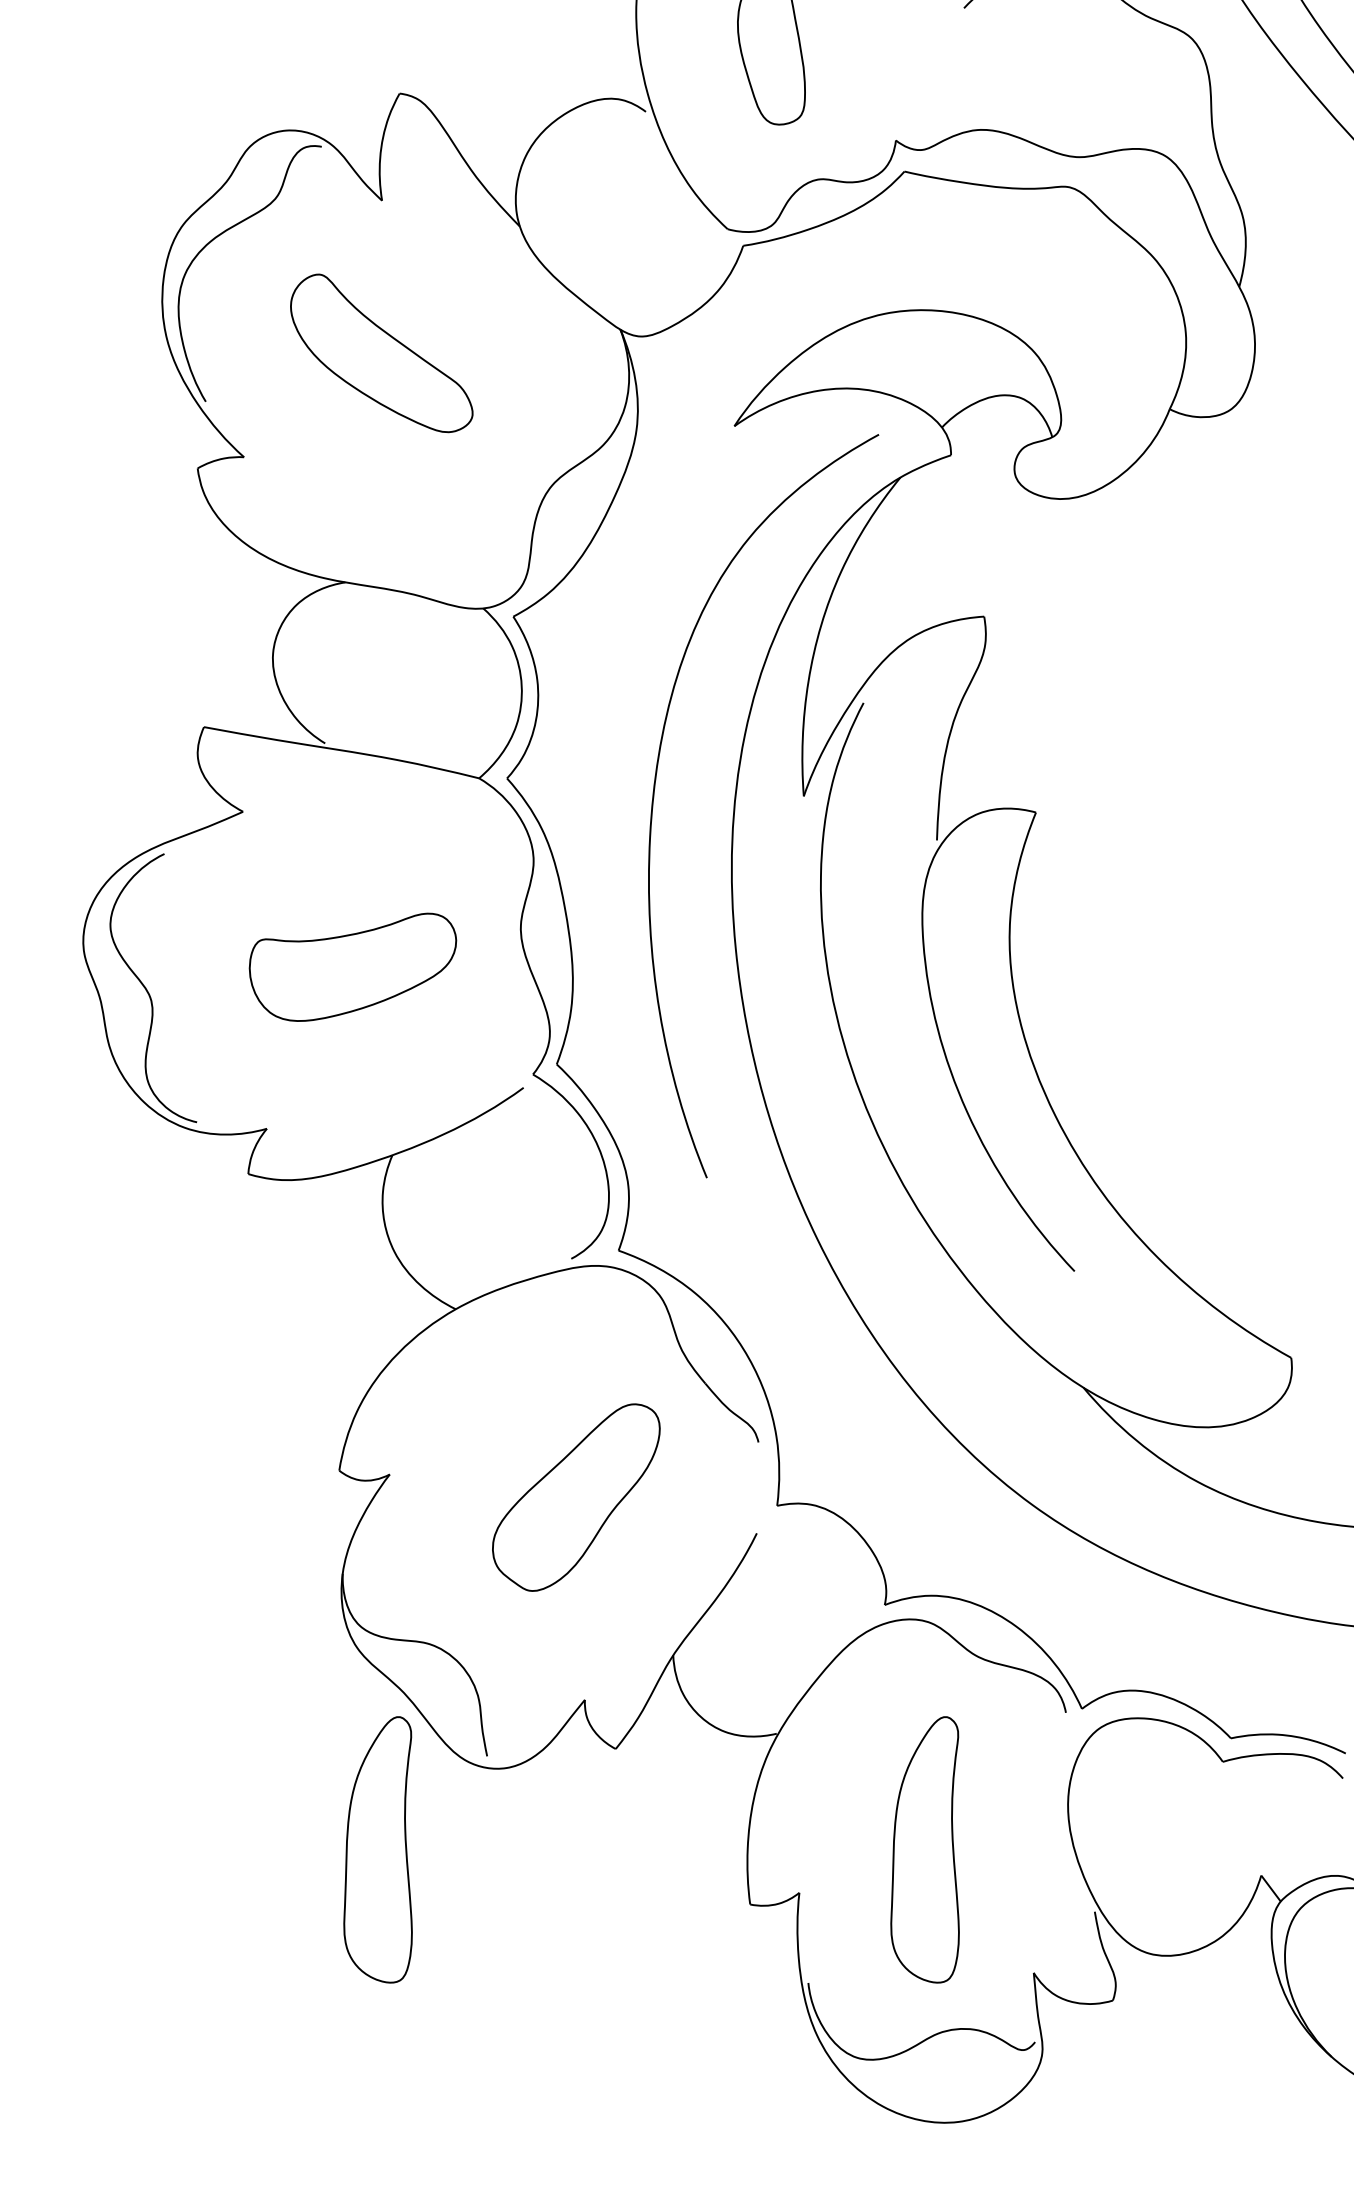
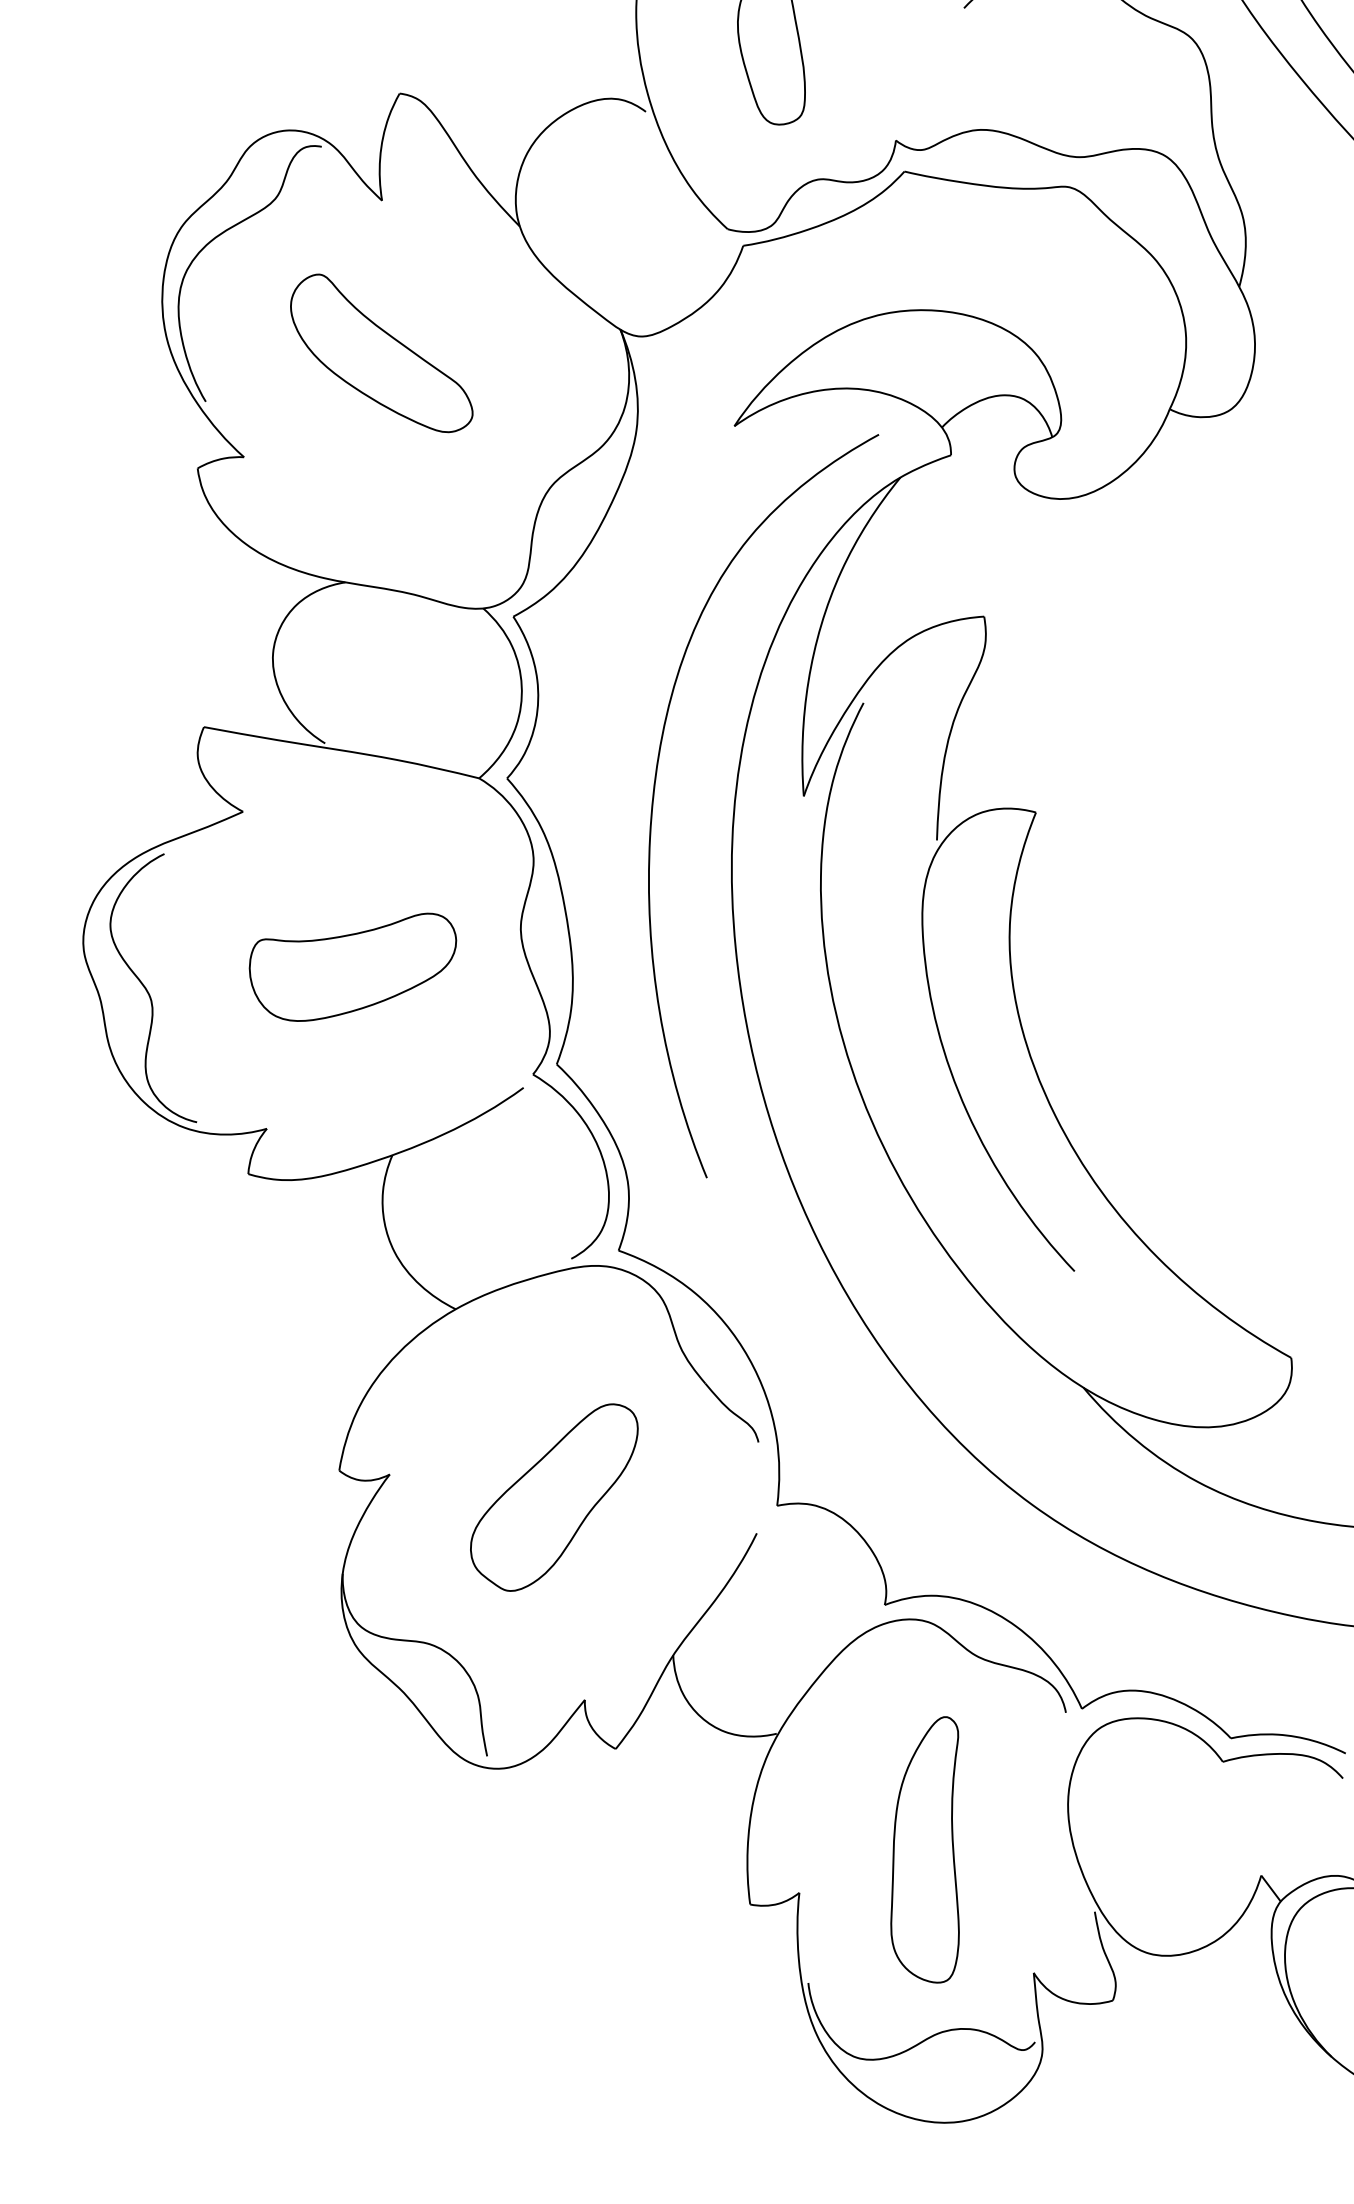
part position: (576, 1497) -> (554, 1497) (554, 1497)
part: present -> none (377, 1849)
